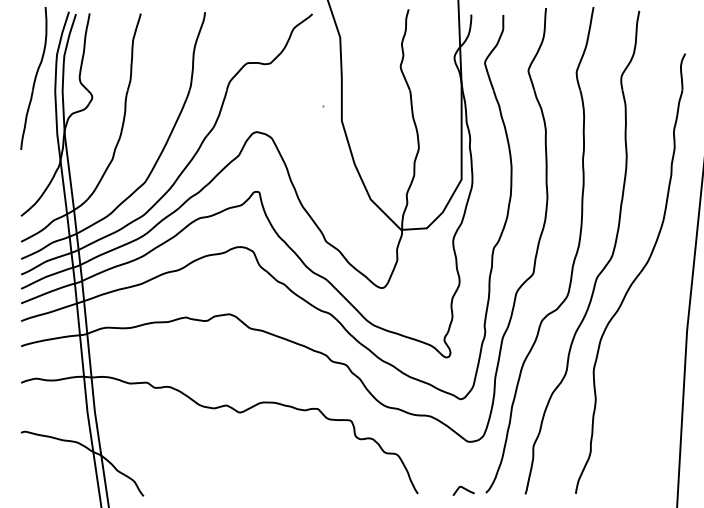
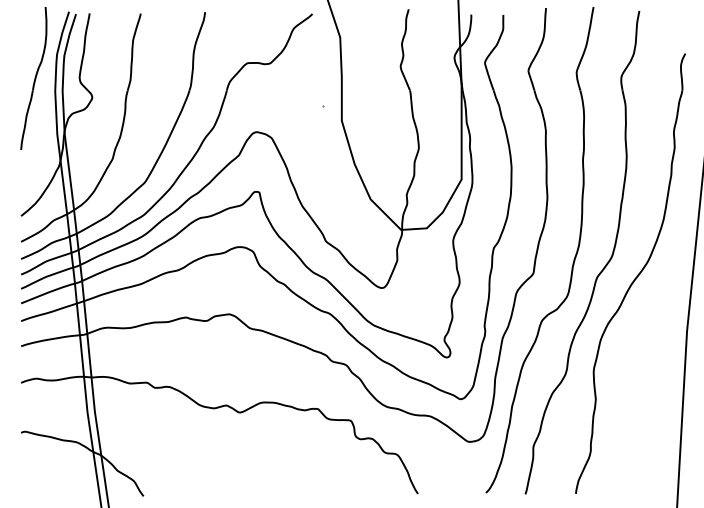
curve: present -> none (463, 489)
